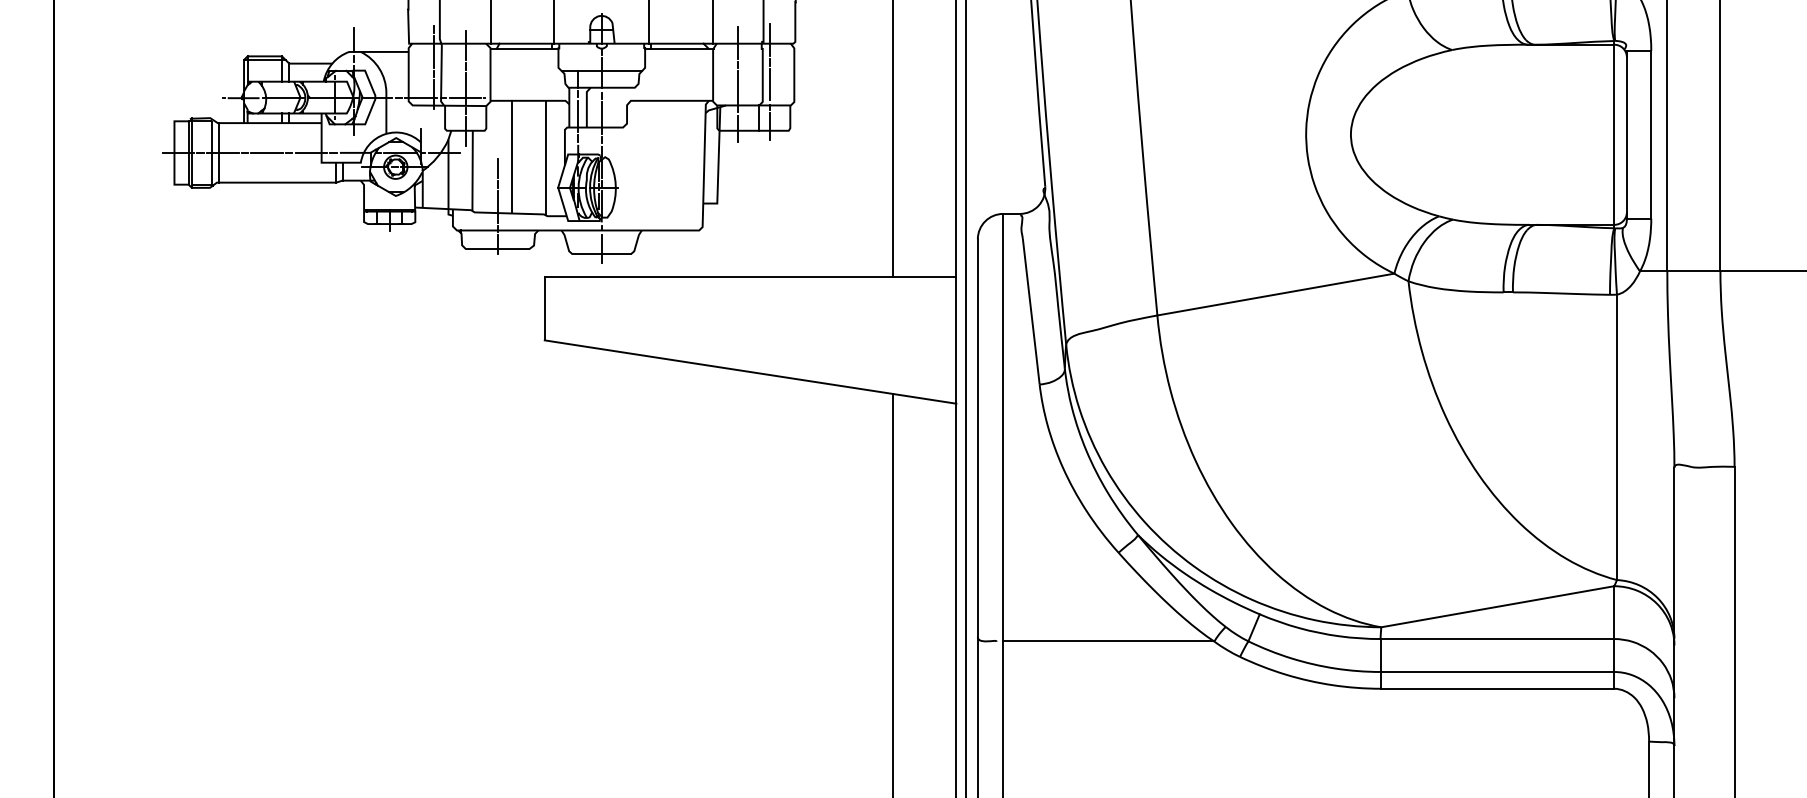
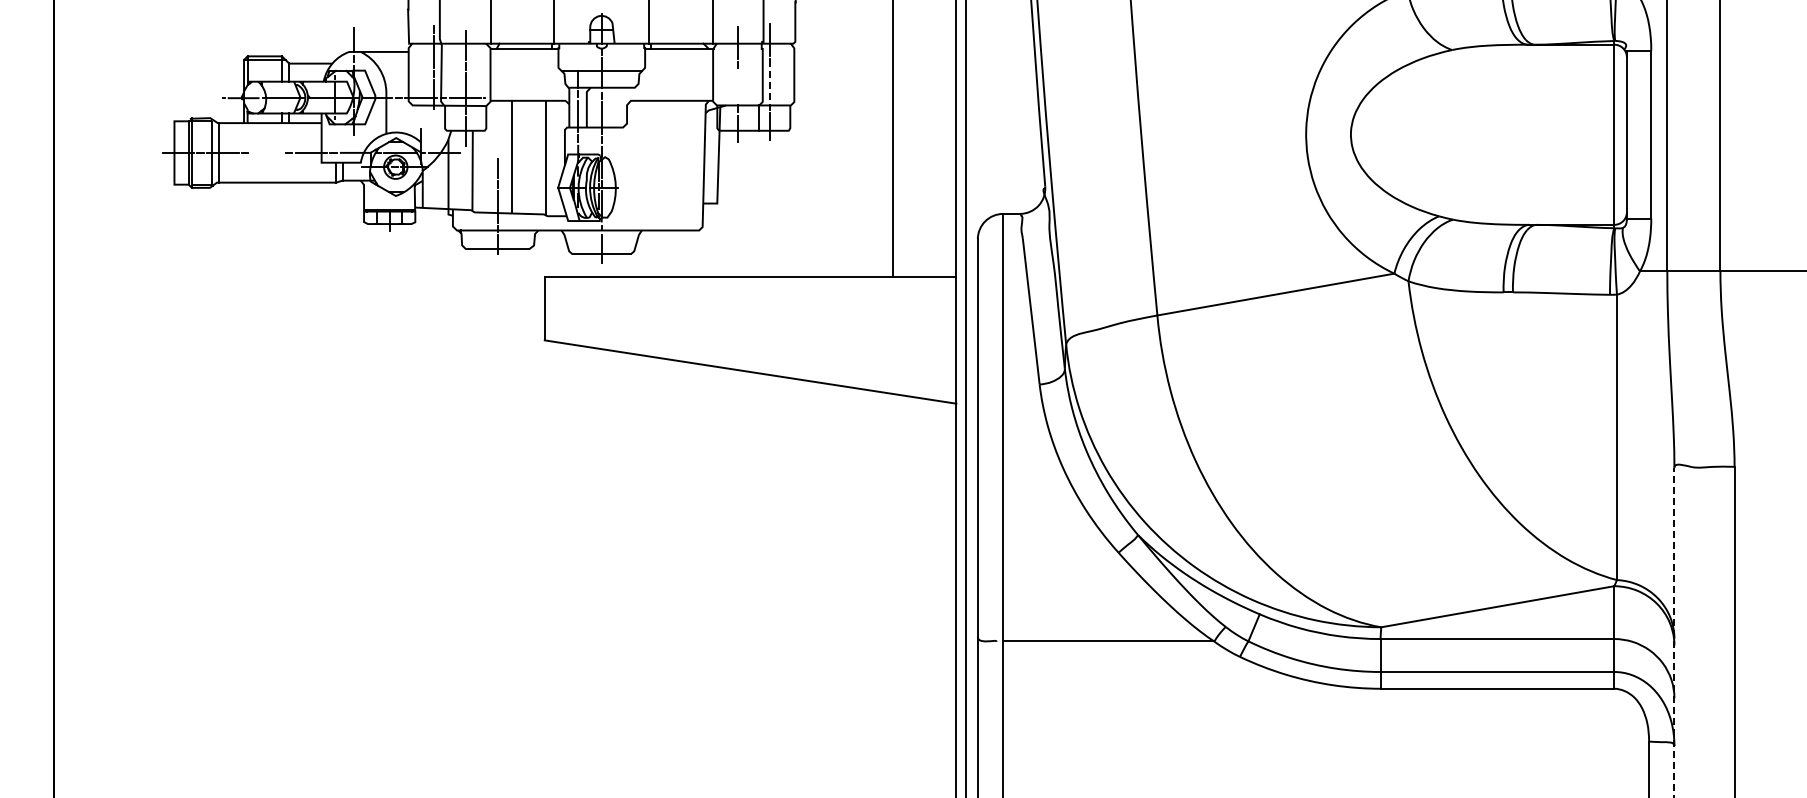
line: solid -> dashed (769, 84)
line: present -> none (737, 87)
line: present -> none (266, 152)
line: present -> none (893, 593)
line: solid -> dashed (1674, 632)
